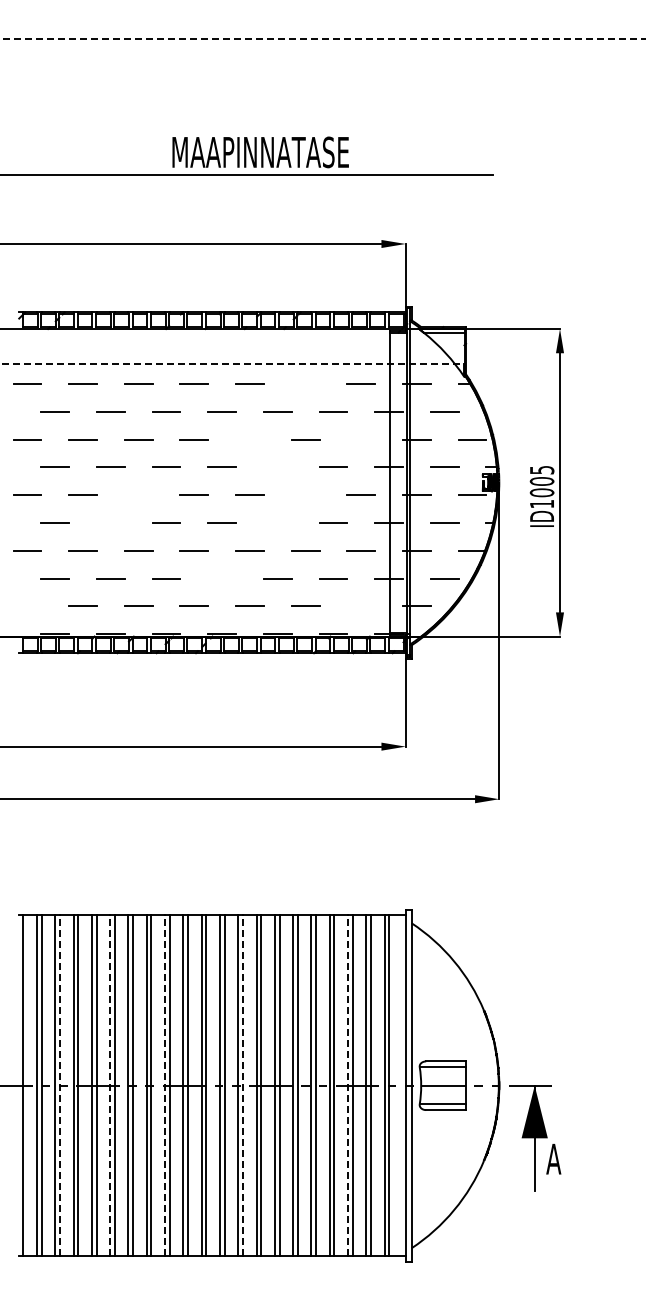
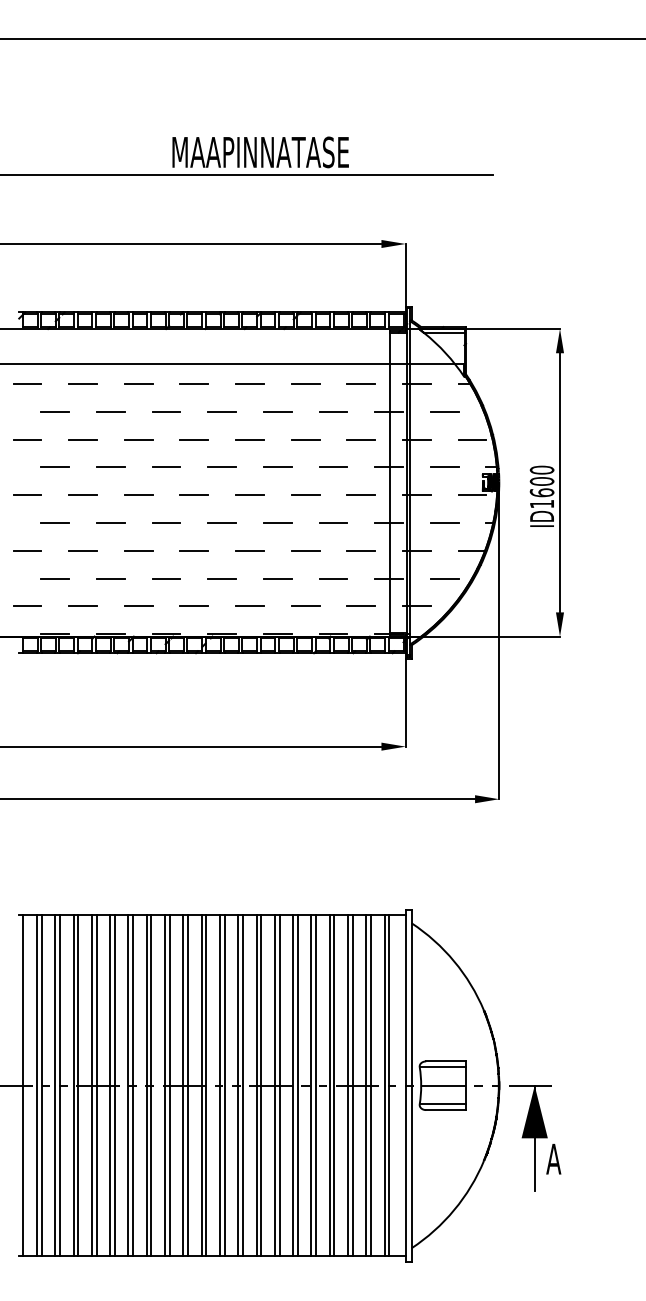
line: dashed -> solid (323, 39)
line: dashed -> solid (232, 364)
line: none -> present (305, 383)
line: none -> present (249, 439)
line: none -> present (361, 439)
line: none -> present (277, 467)
text: ID1005 -> ID1600 (541, 481)
line: none -> present (138, 495)
line: none -> present (305, 495)
line: none -> present (110, 522)
line: none -> present (277, 522)
line: none -> present (222, 578)
line: none -> present (27, 606)
line: none -> present (361, 606)
line: dashed -> solid (59, 1085)
line: dashed -> solid (110, 1085)
line: dashed -> solid (165, 1085)
line: dashed -> solid (242, 1085)
line: dashed -> solid (348, 1085)
